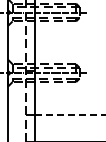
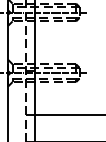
line: dashed -> solid (70, 115)
